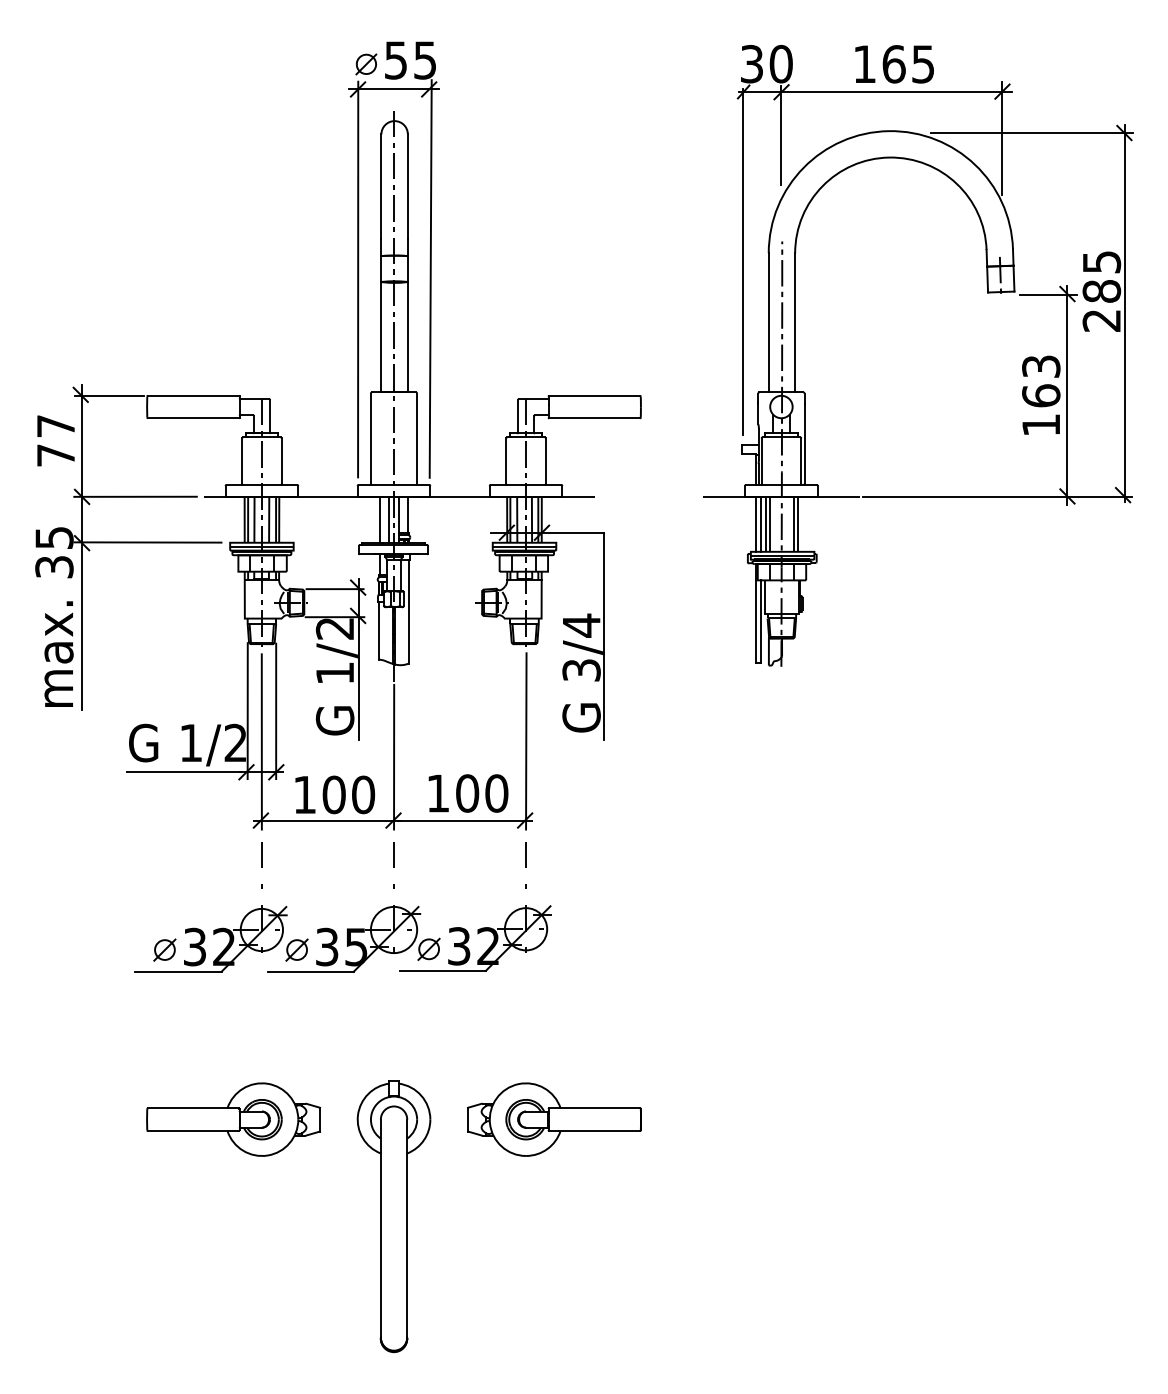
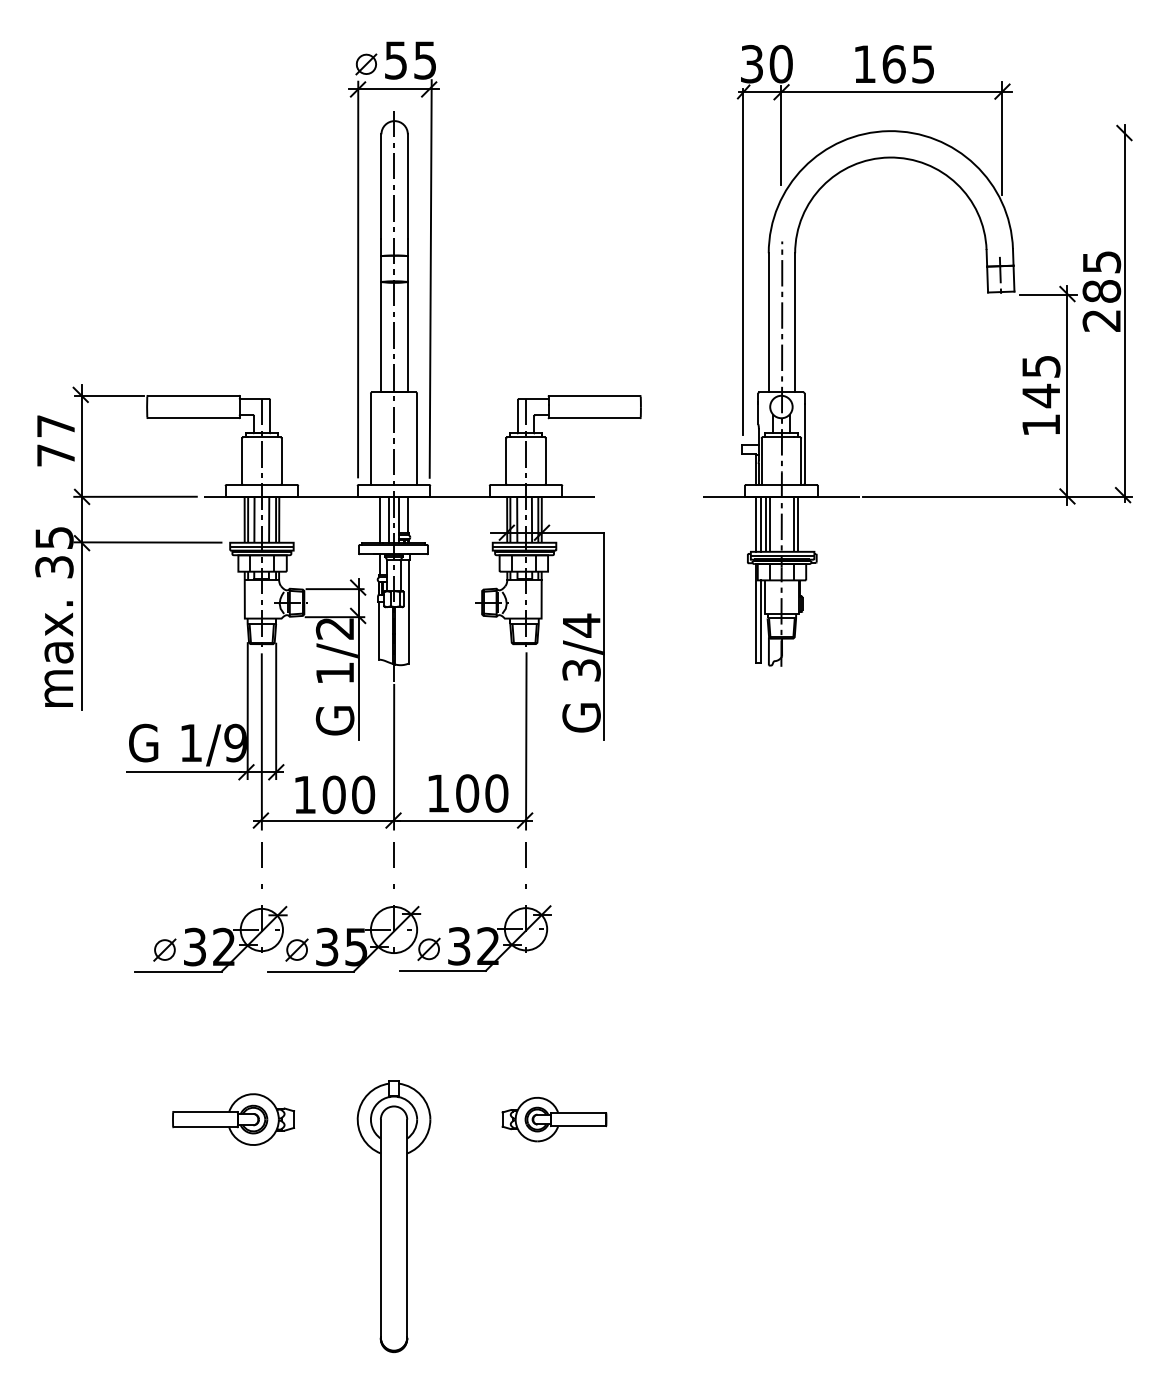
line: present -> none (1031, 133)
text: 163 -> 145 (1041, 381)
text: 1/2 -> 1/9 (235, 742)
part size: 175x75 px -> 124x53 px (233, 1119)
part size: 175x75 px -> 107x47 px (554, 1119)
